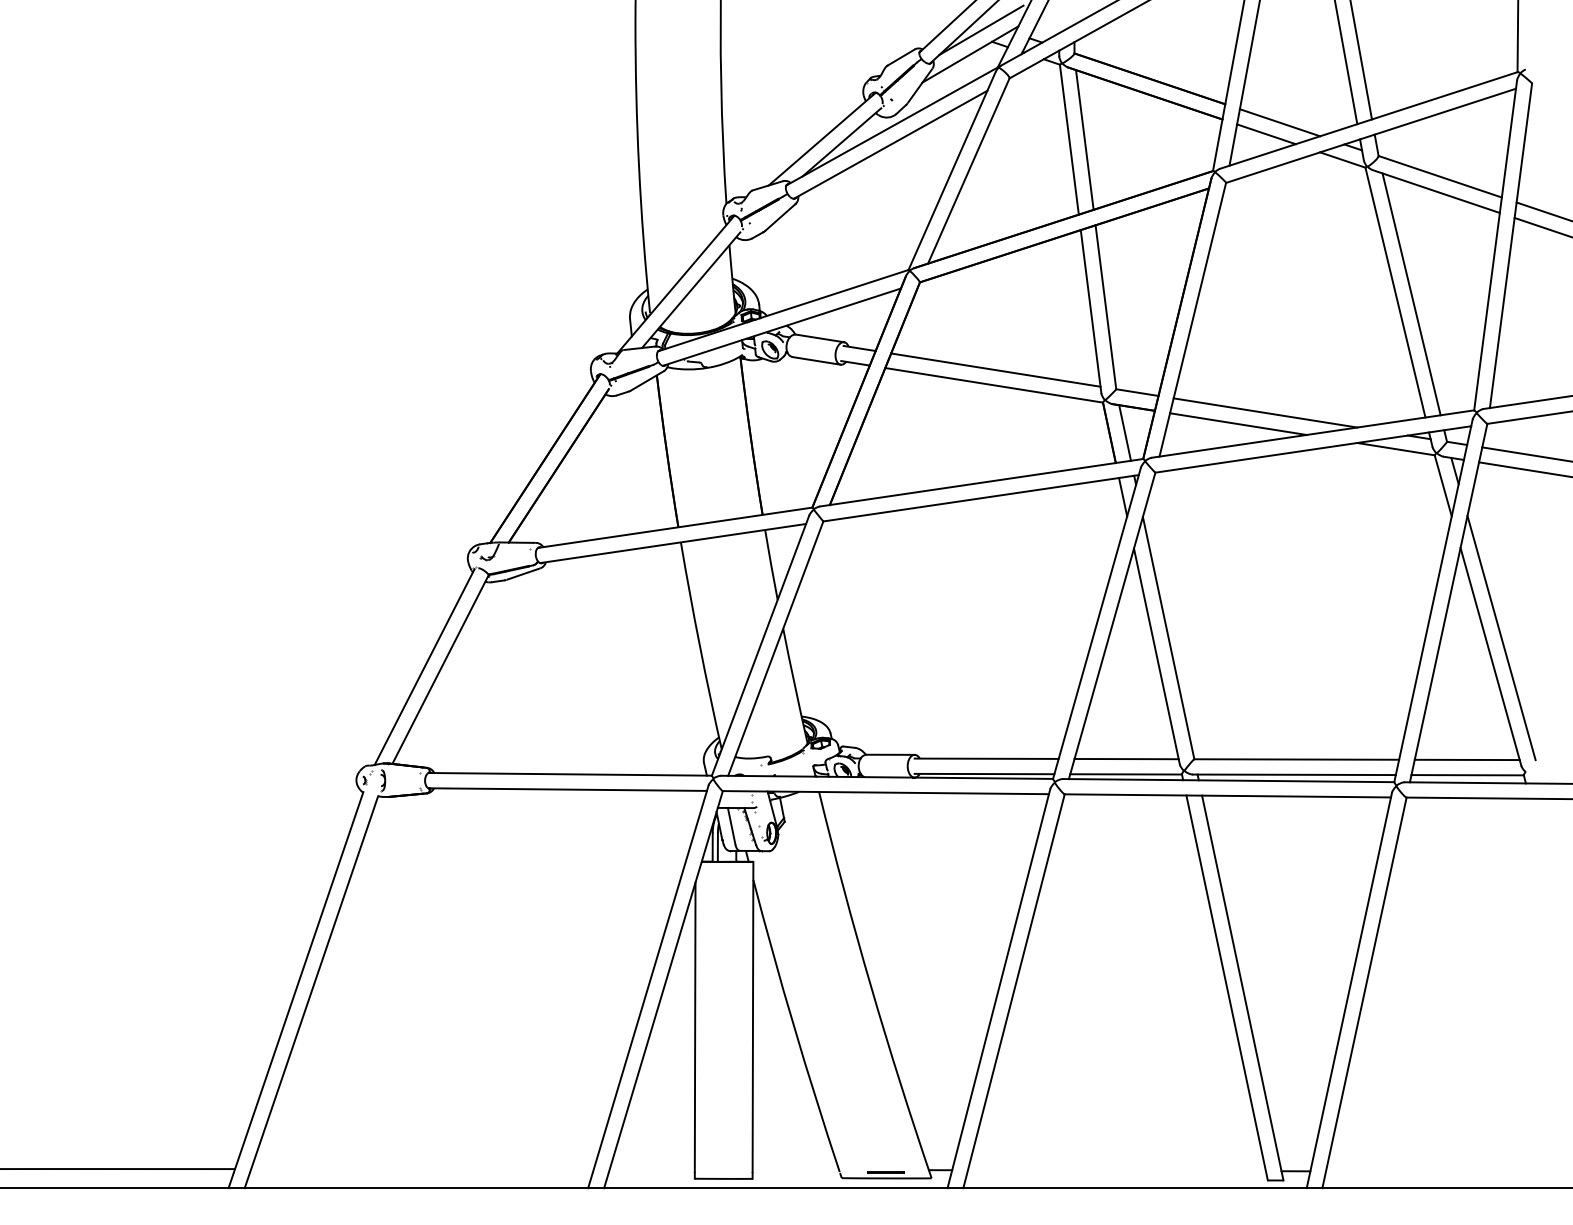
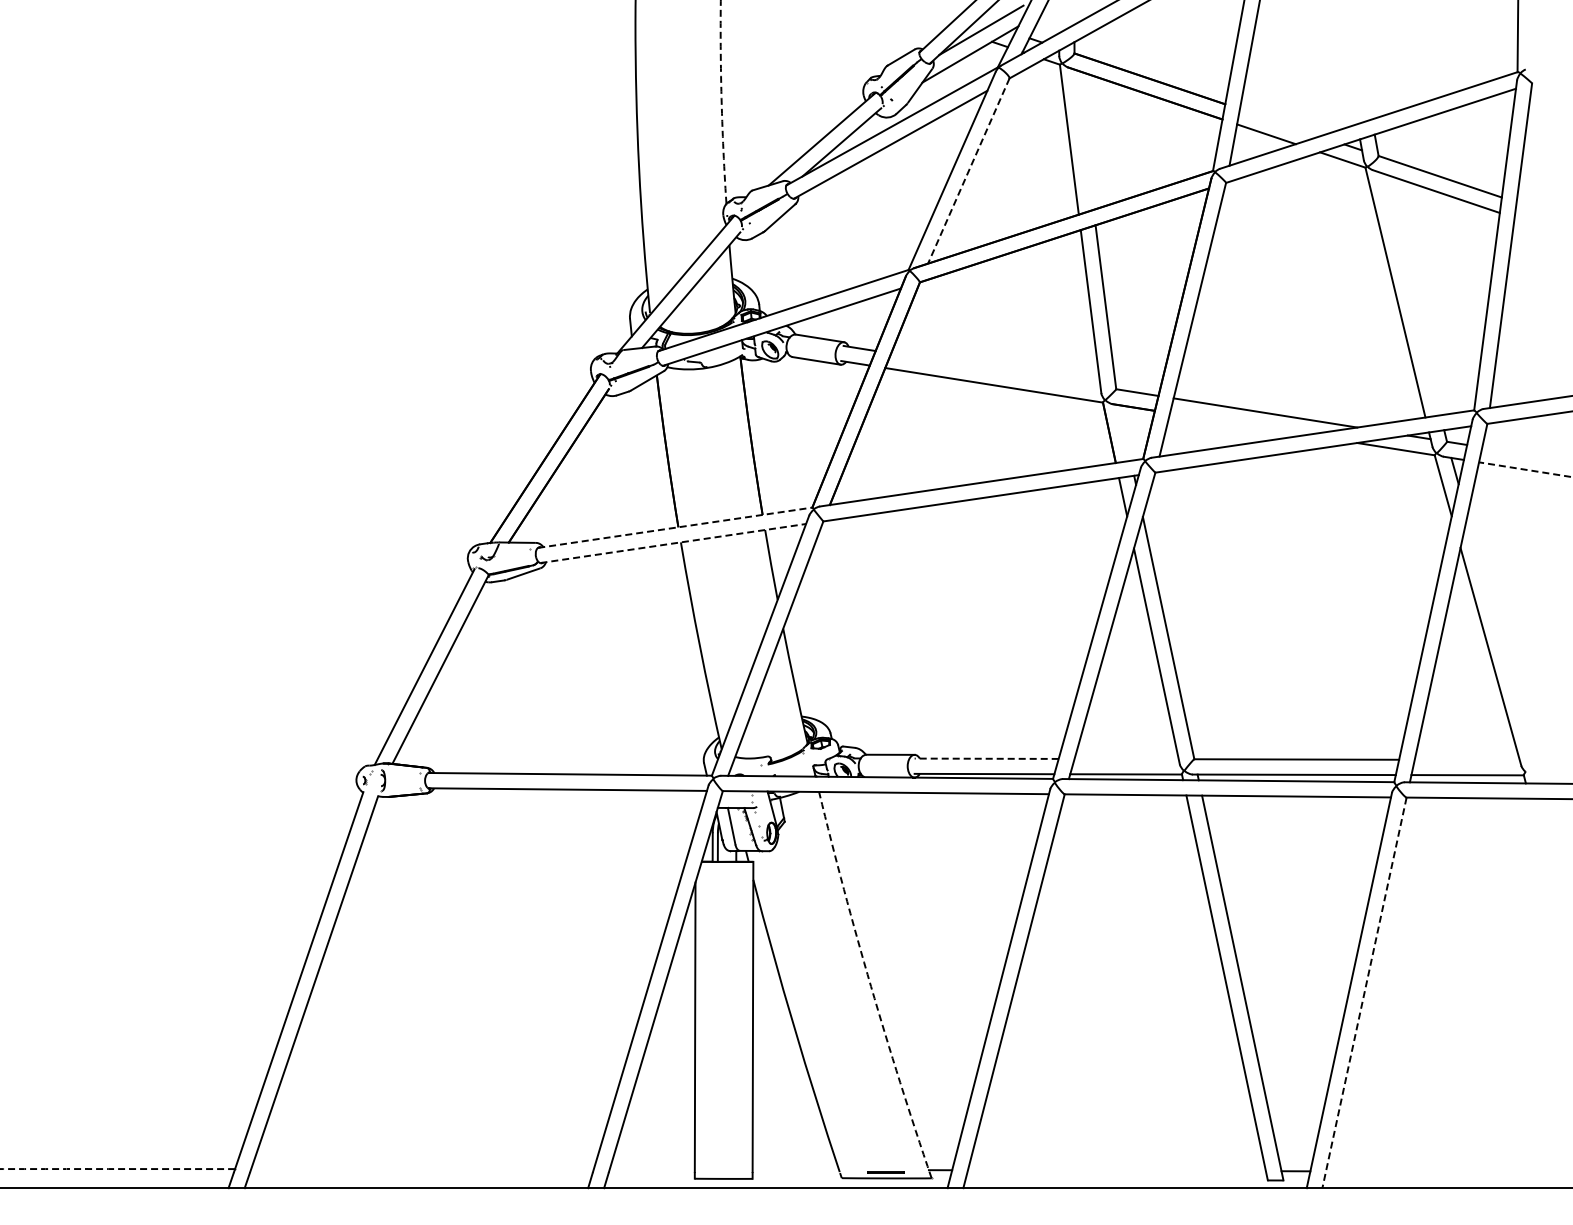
line: present -> none (1360, 60)
line: present -> none (1346, 63)
line: solid -> dashed (721, 101)
line: present -> none (1279, 122)
line: present -> none (1084, 139)
line: solid -> dashed (968, 171)
line: present -> none (1542, 211)
line: present -> none (1541, 226)
line: present -> none (1411, 294)
line: present -> none (995, 369)
line: present -> none (1238, 423)
line: present -> none (1124, 432)
line: present -> none (1525, 454)
line: solid -> dashed (1525, 469)
line: solid -> dashed (675, 527)
line: solid -> dashed (673, 543)
line: present -> none (1501, 637)
line: solid -> dashed (986, 758)
line: present -> none (1126, 758)
line: present -> none (1466, 759)
line: solid -> dashed (871, 986)
line: solid -> dashed (1364, 992)
line: solid -> dashed (118, 1169)
